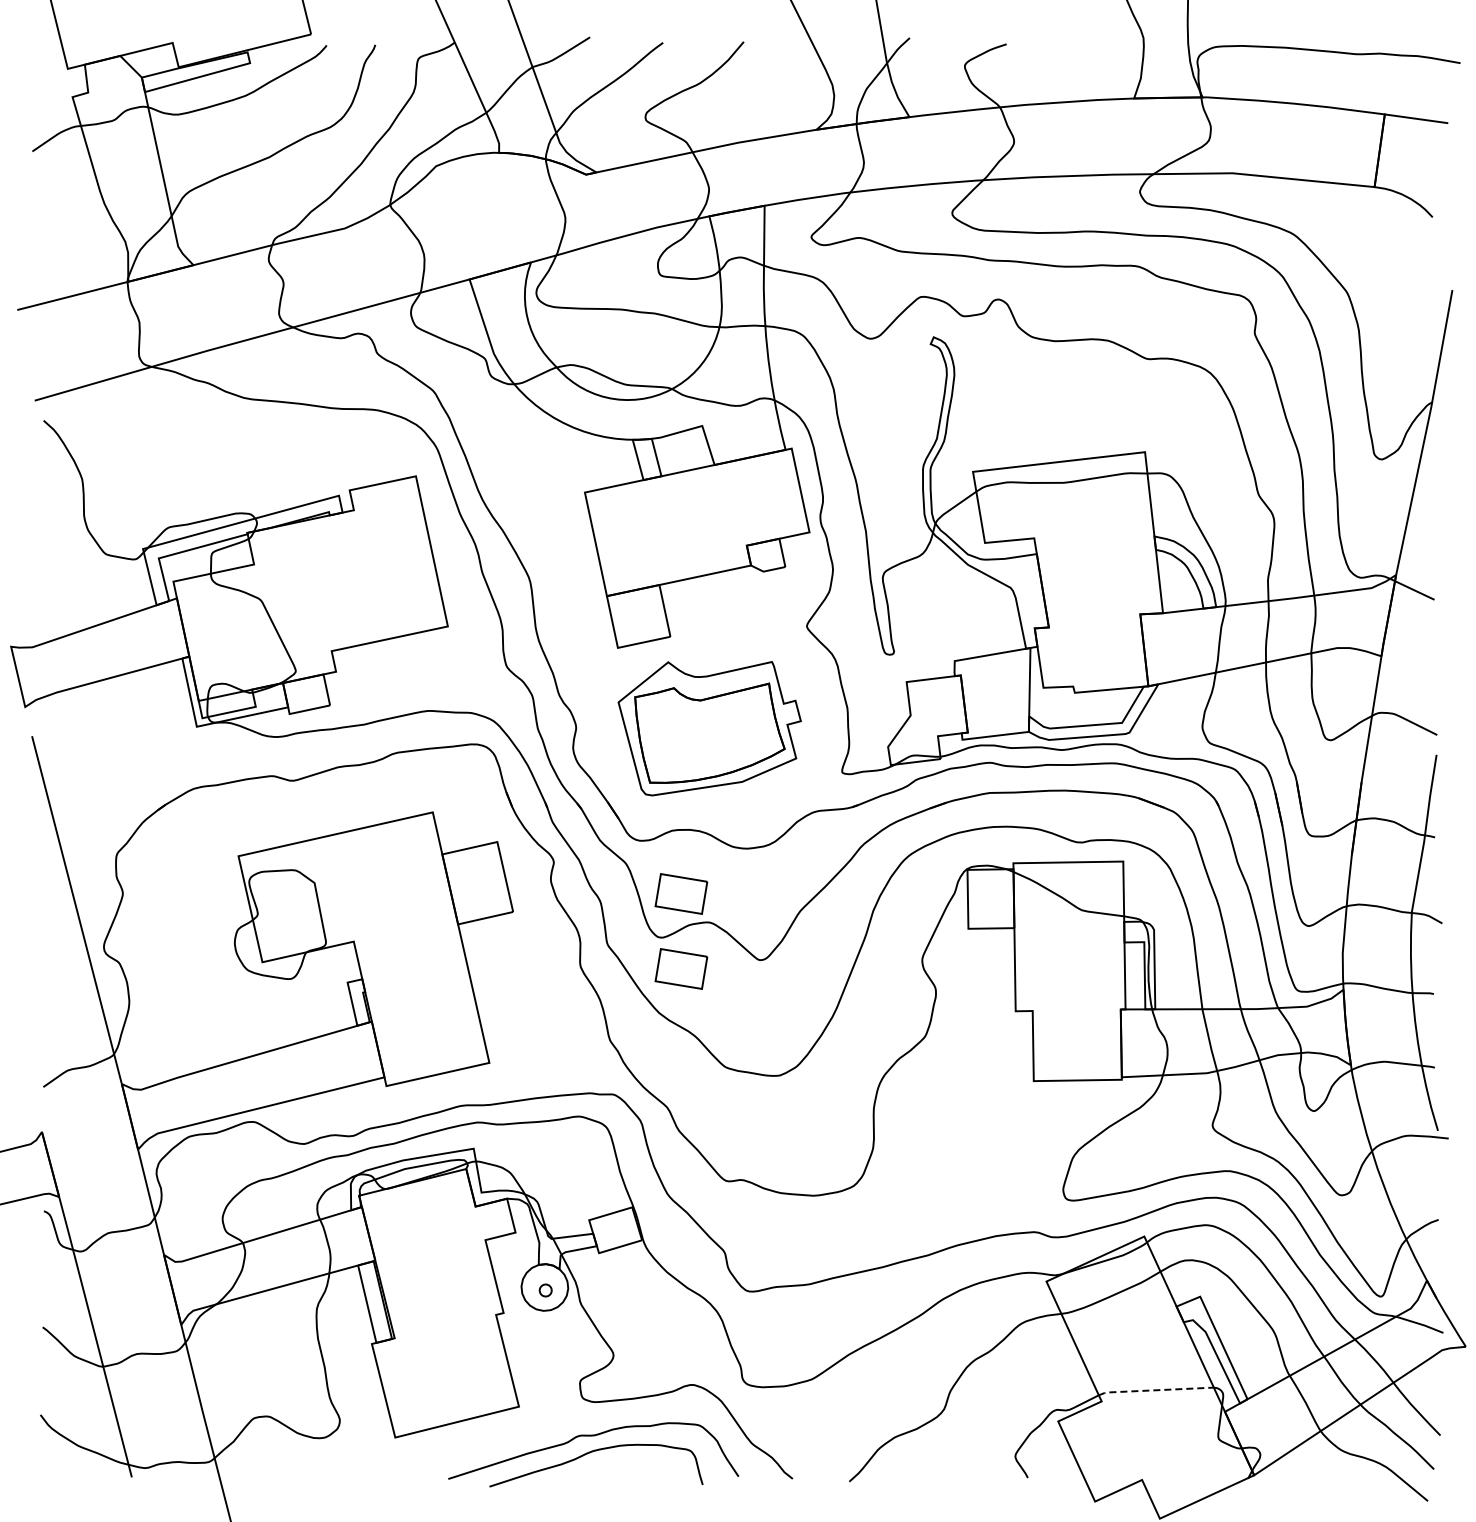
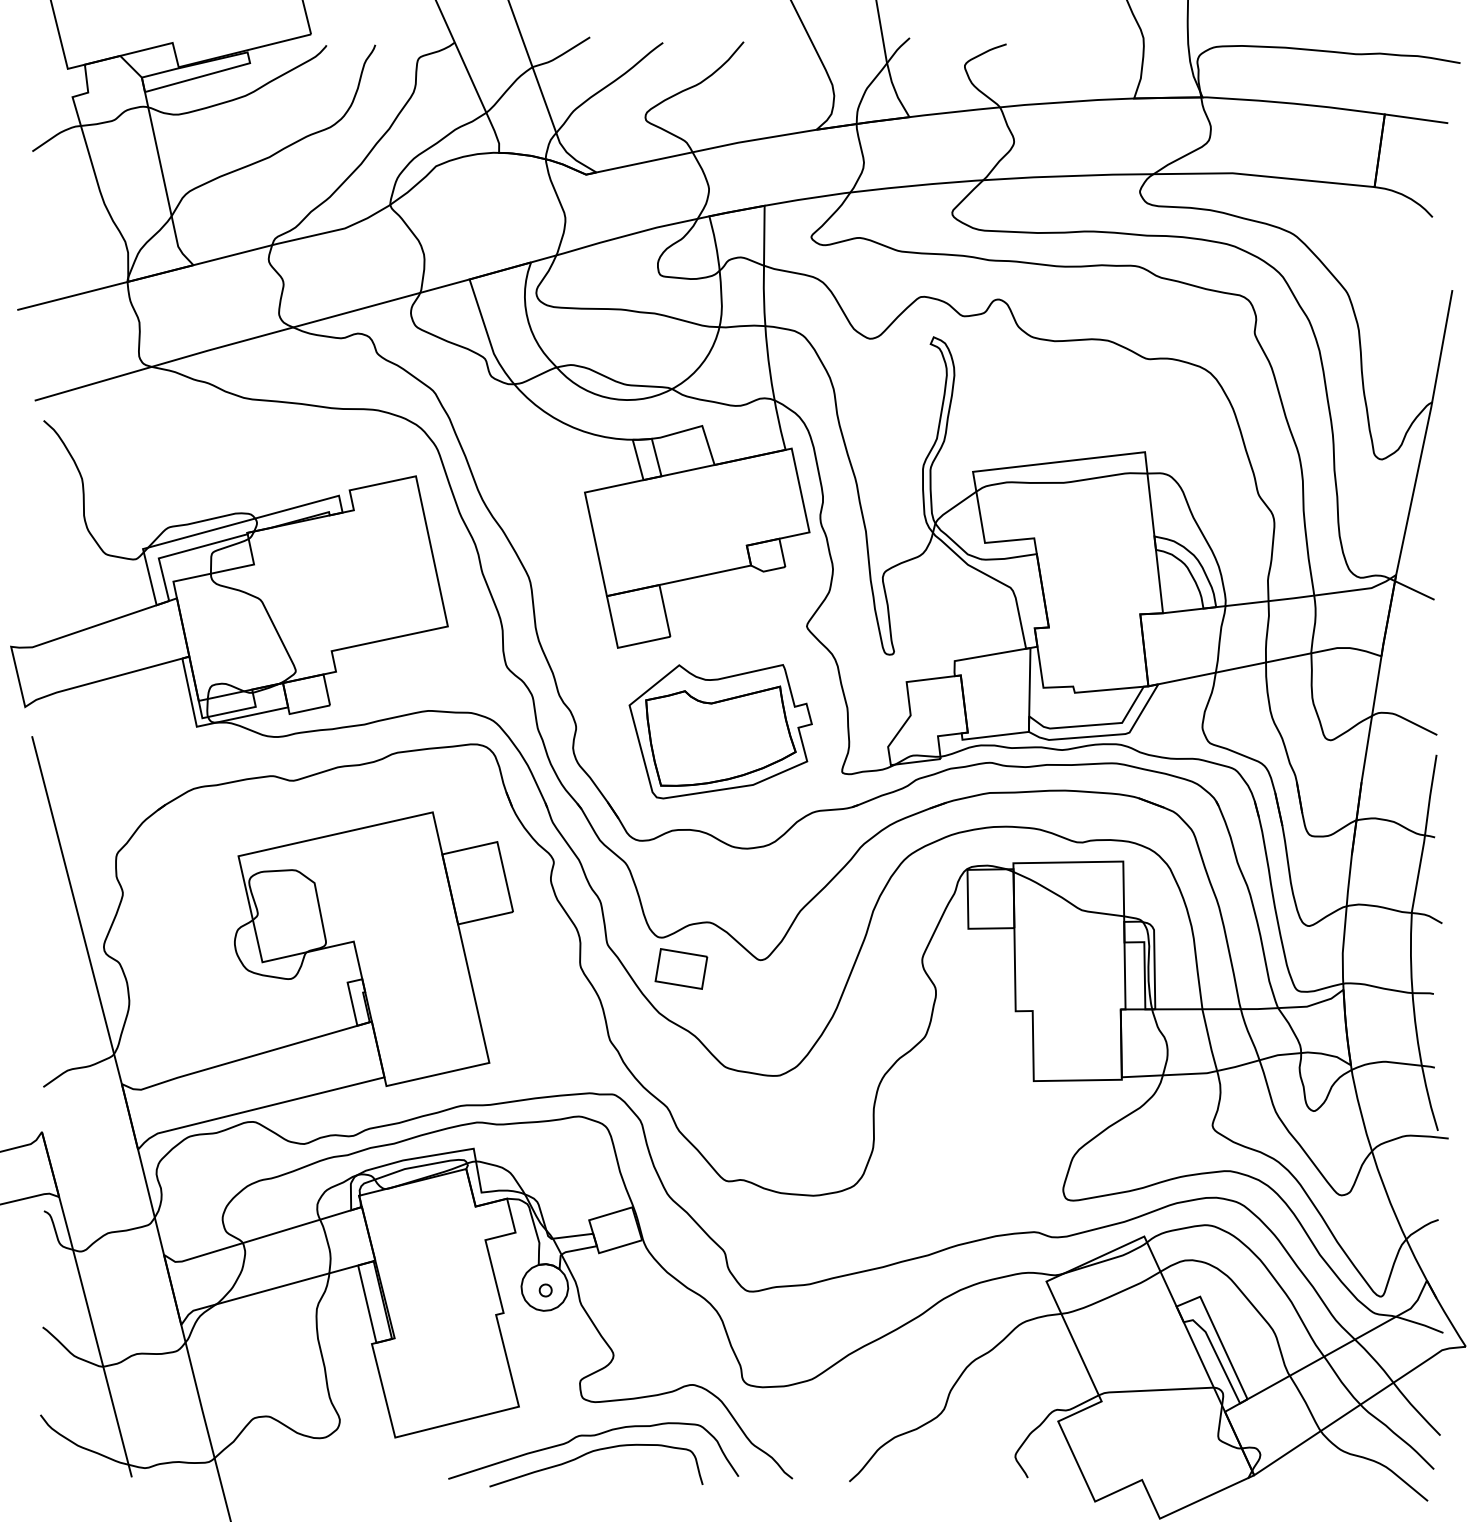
part position: (709, 728) -> (720, 731) (720, 731)
part: present -> none (681, 893)
line: dashed -> solid (1155, 1390)
